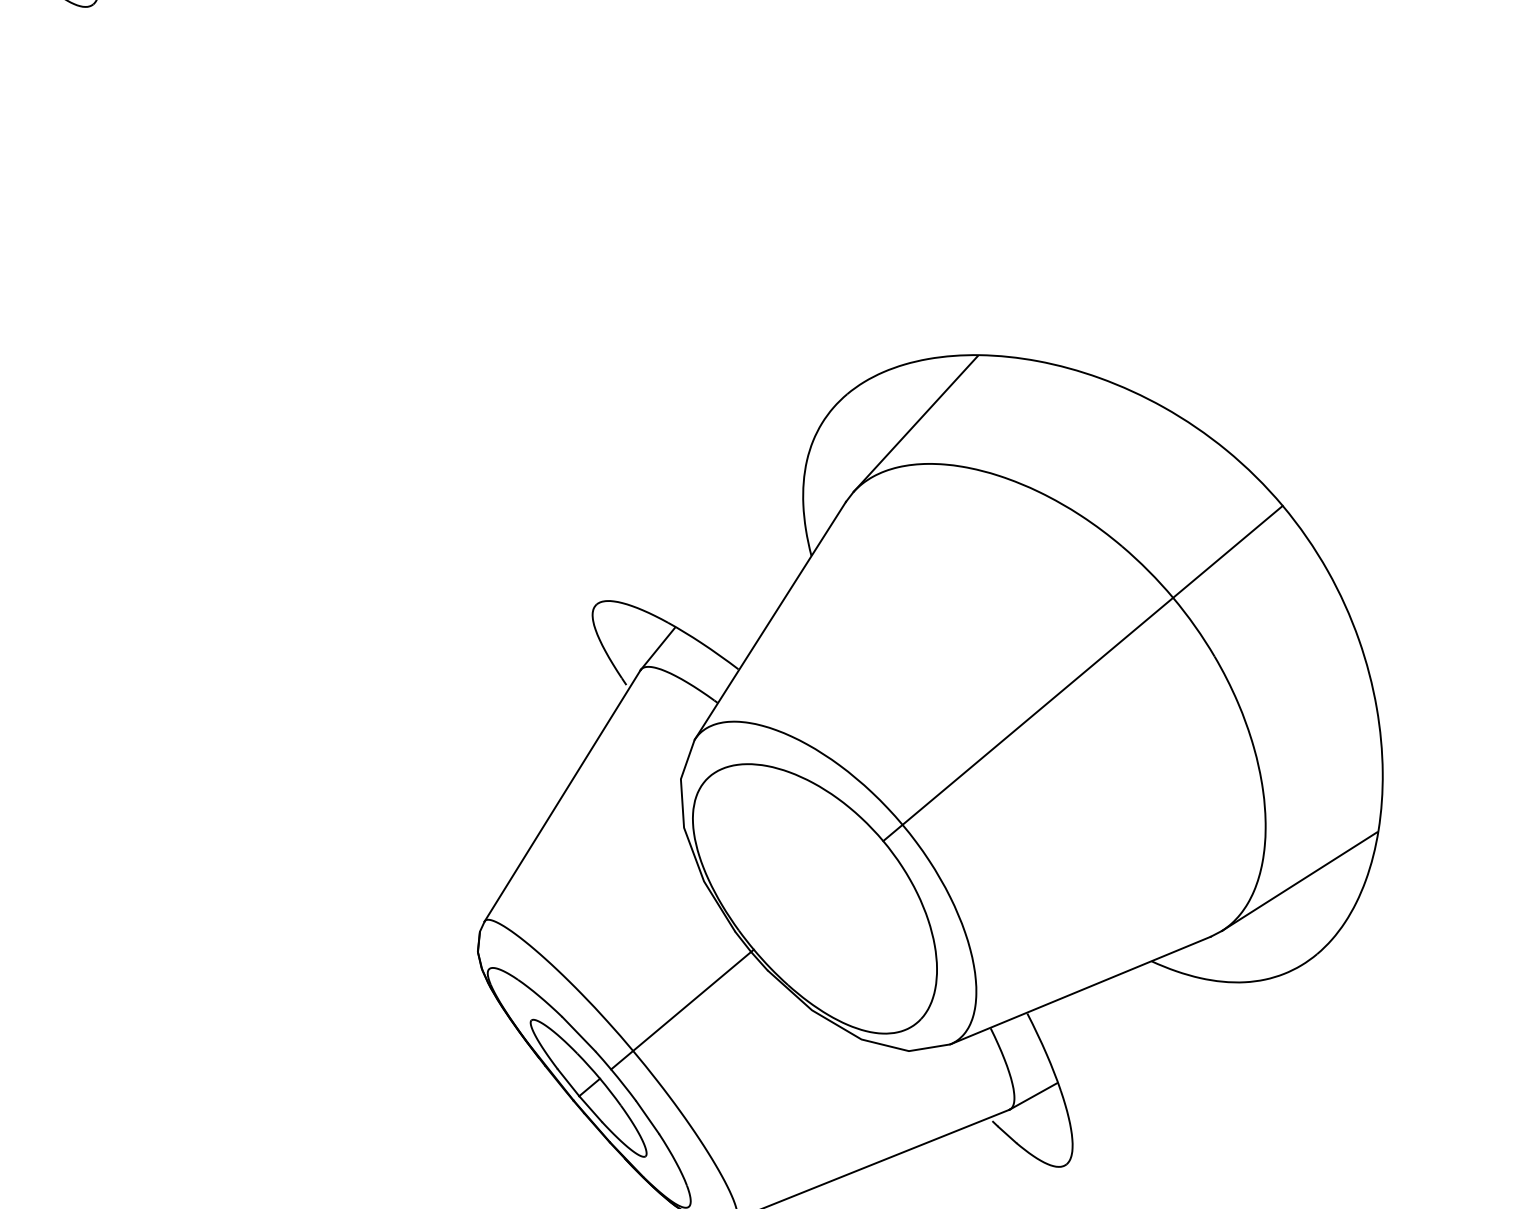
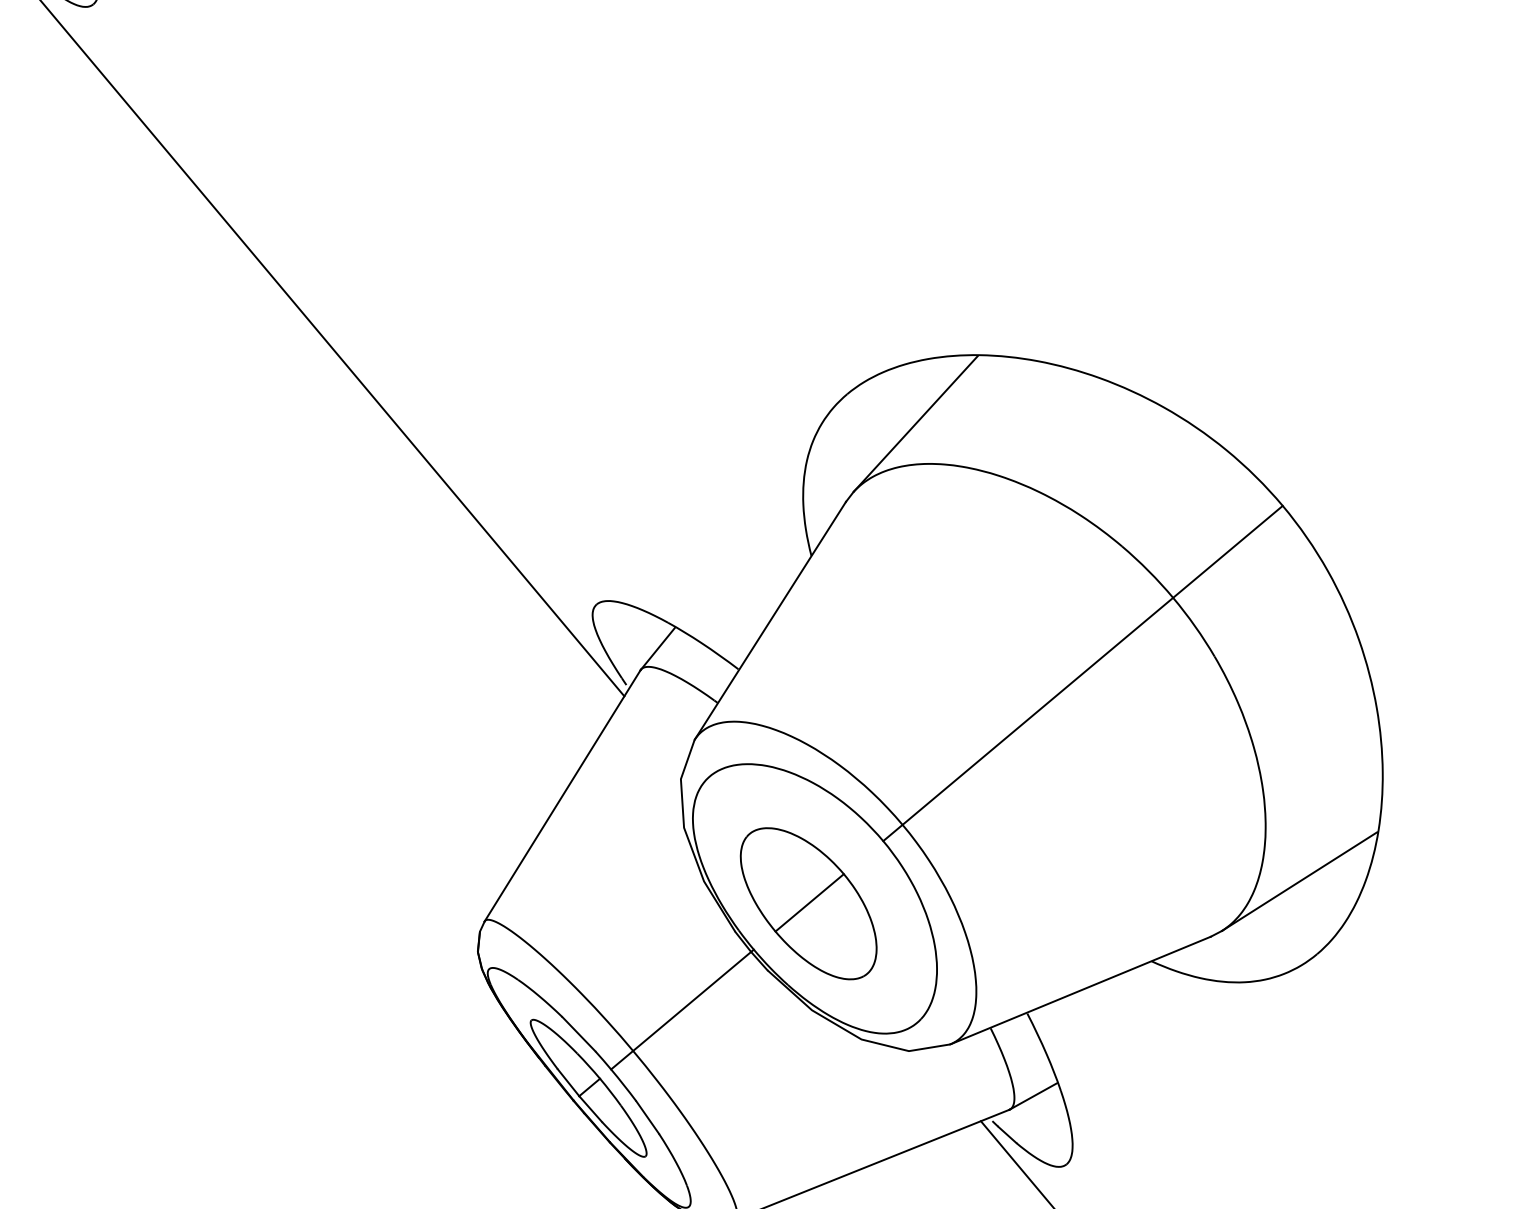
line: none -> present (333, 349)
part: none -> present (808, 903)
line: none -> present (1015, 1163)
